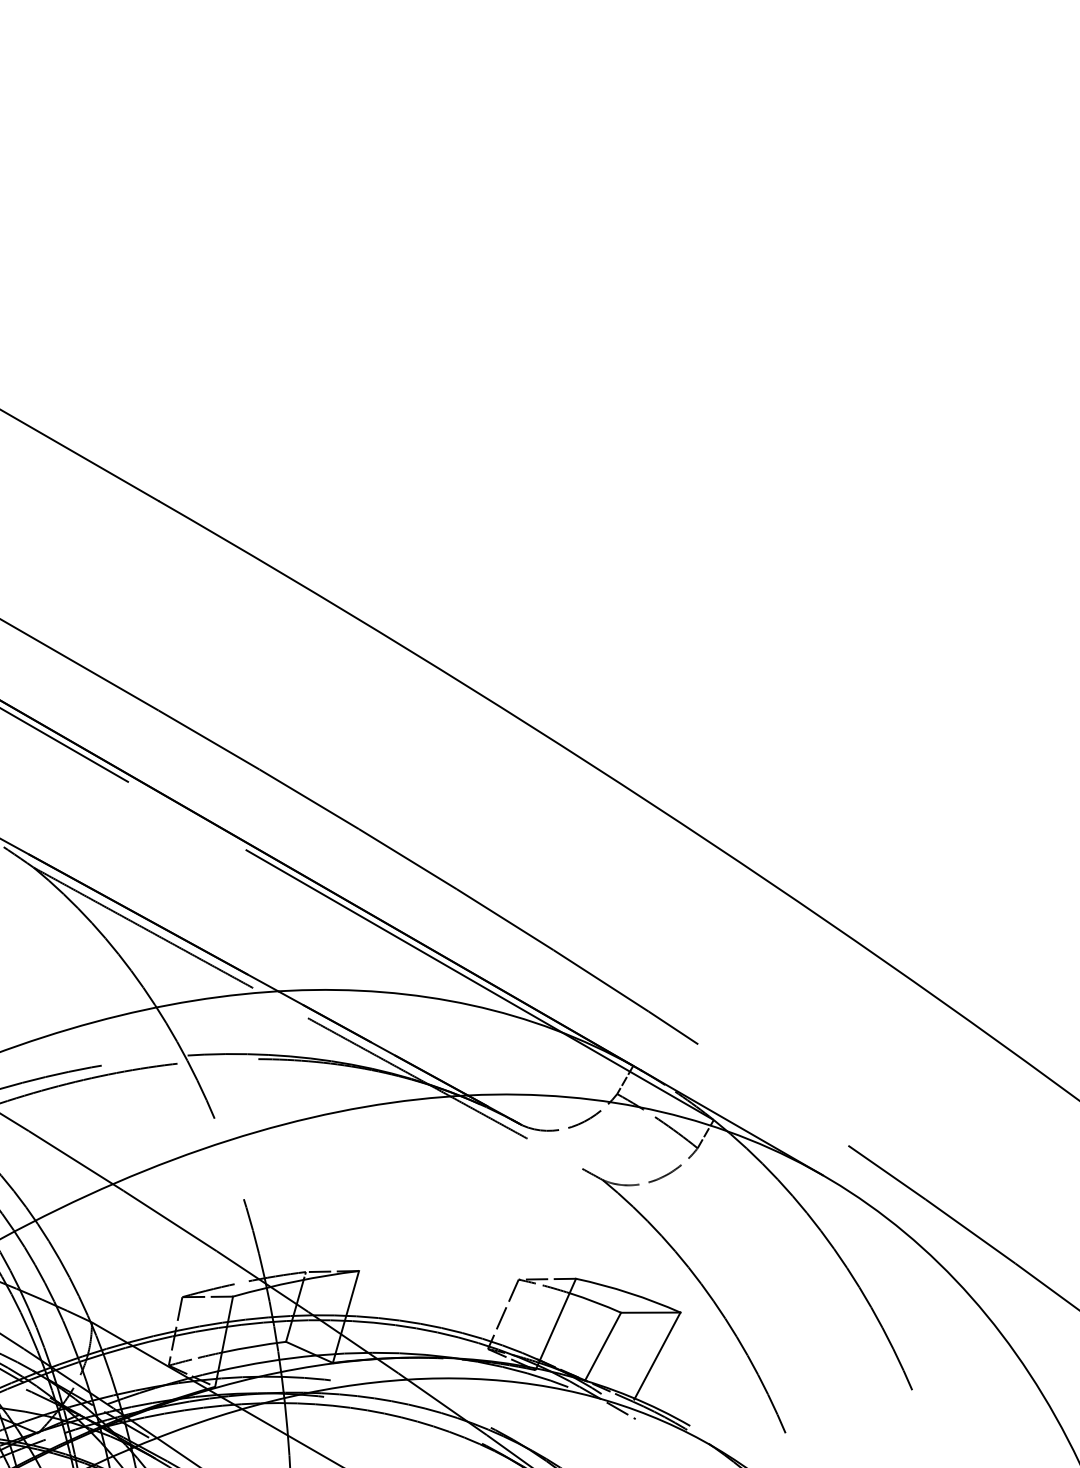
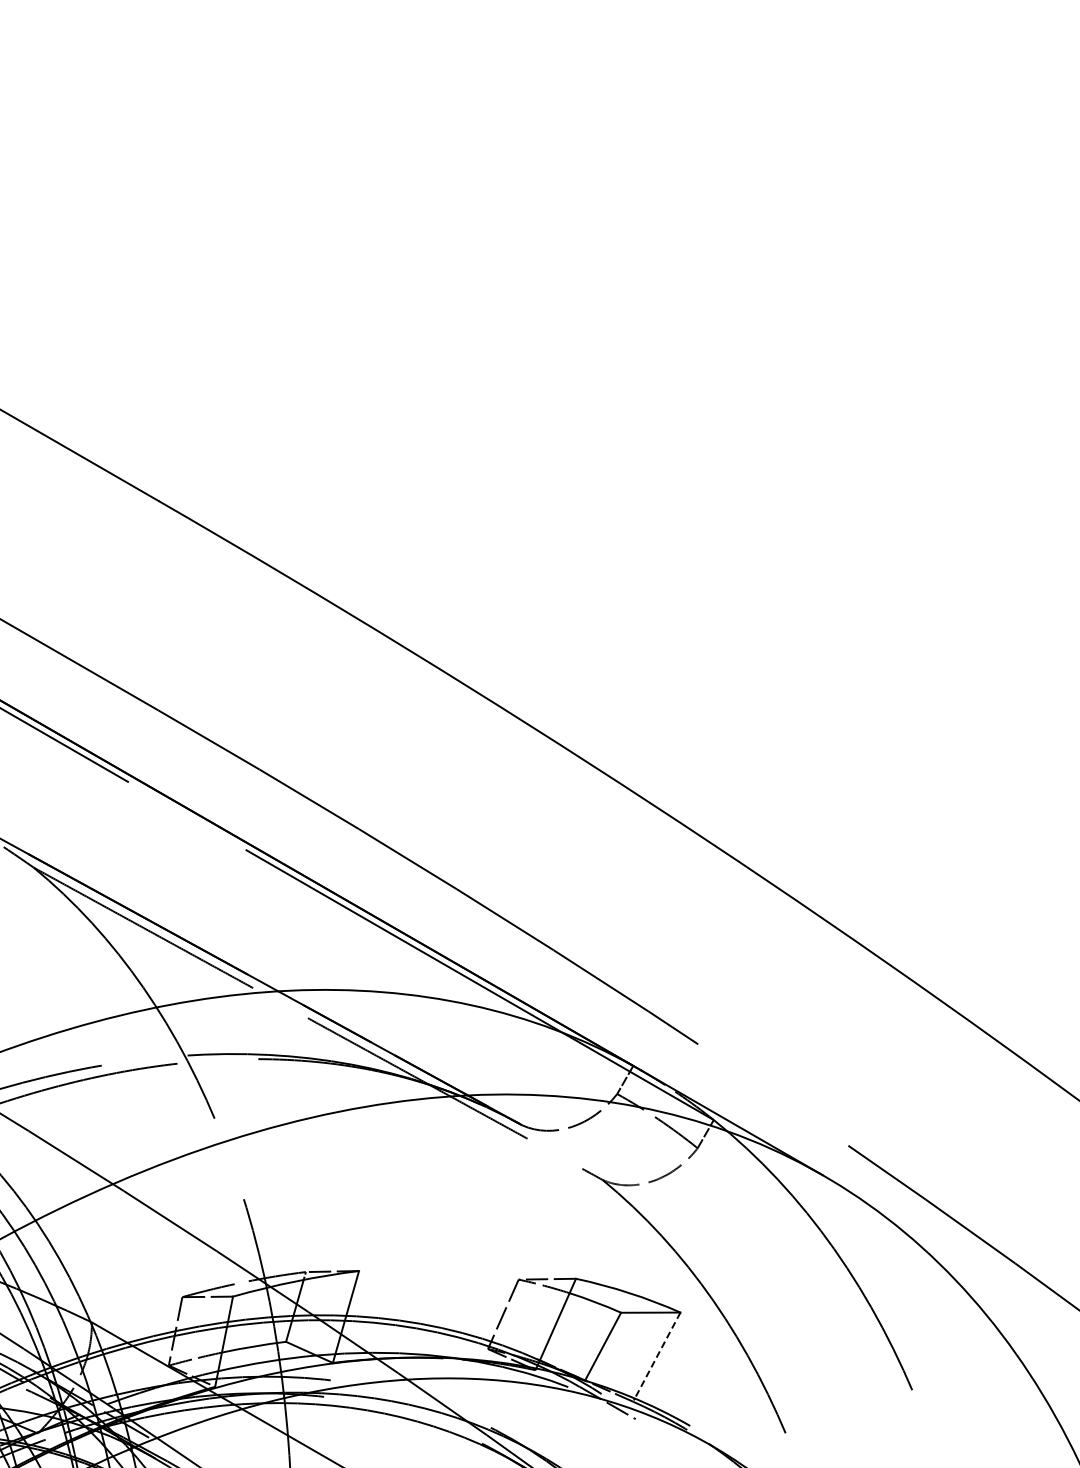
line: solid -> dashed (657, 1355)
